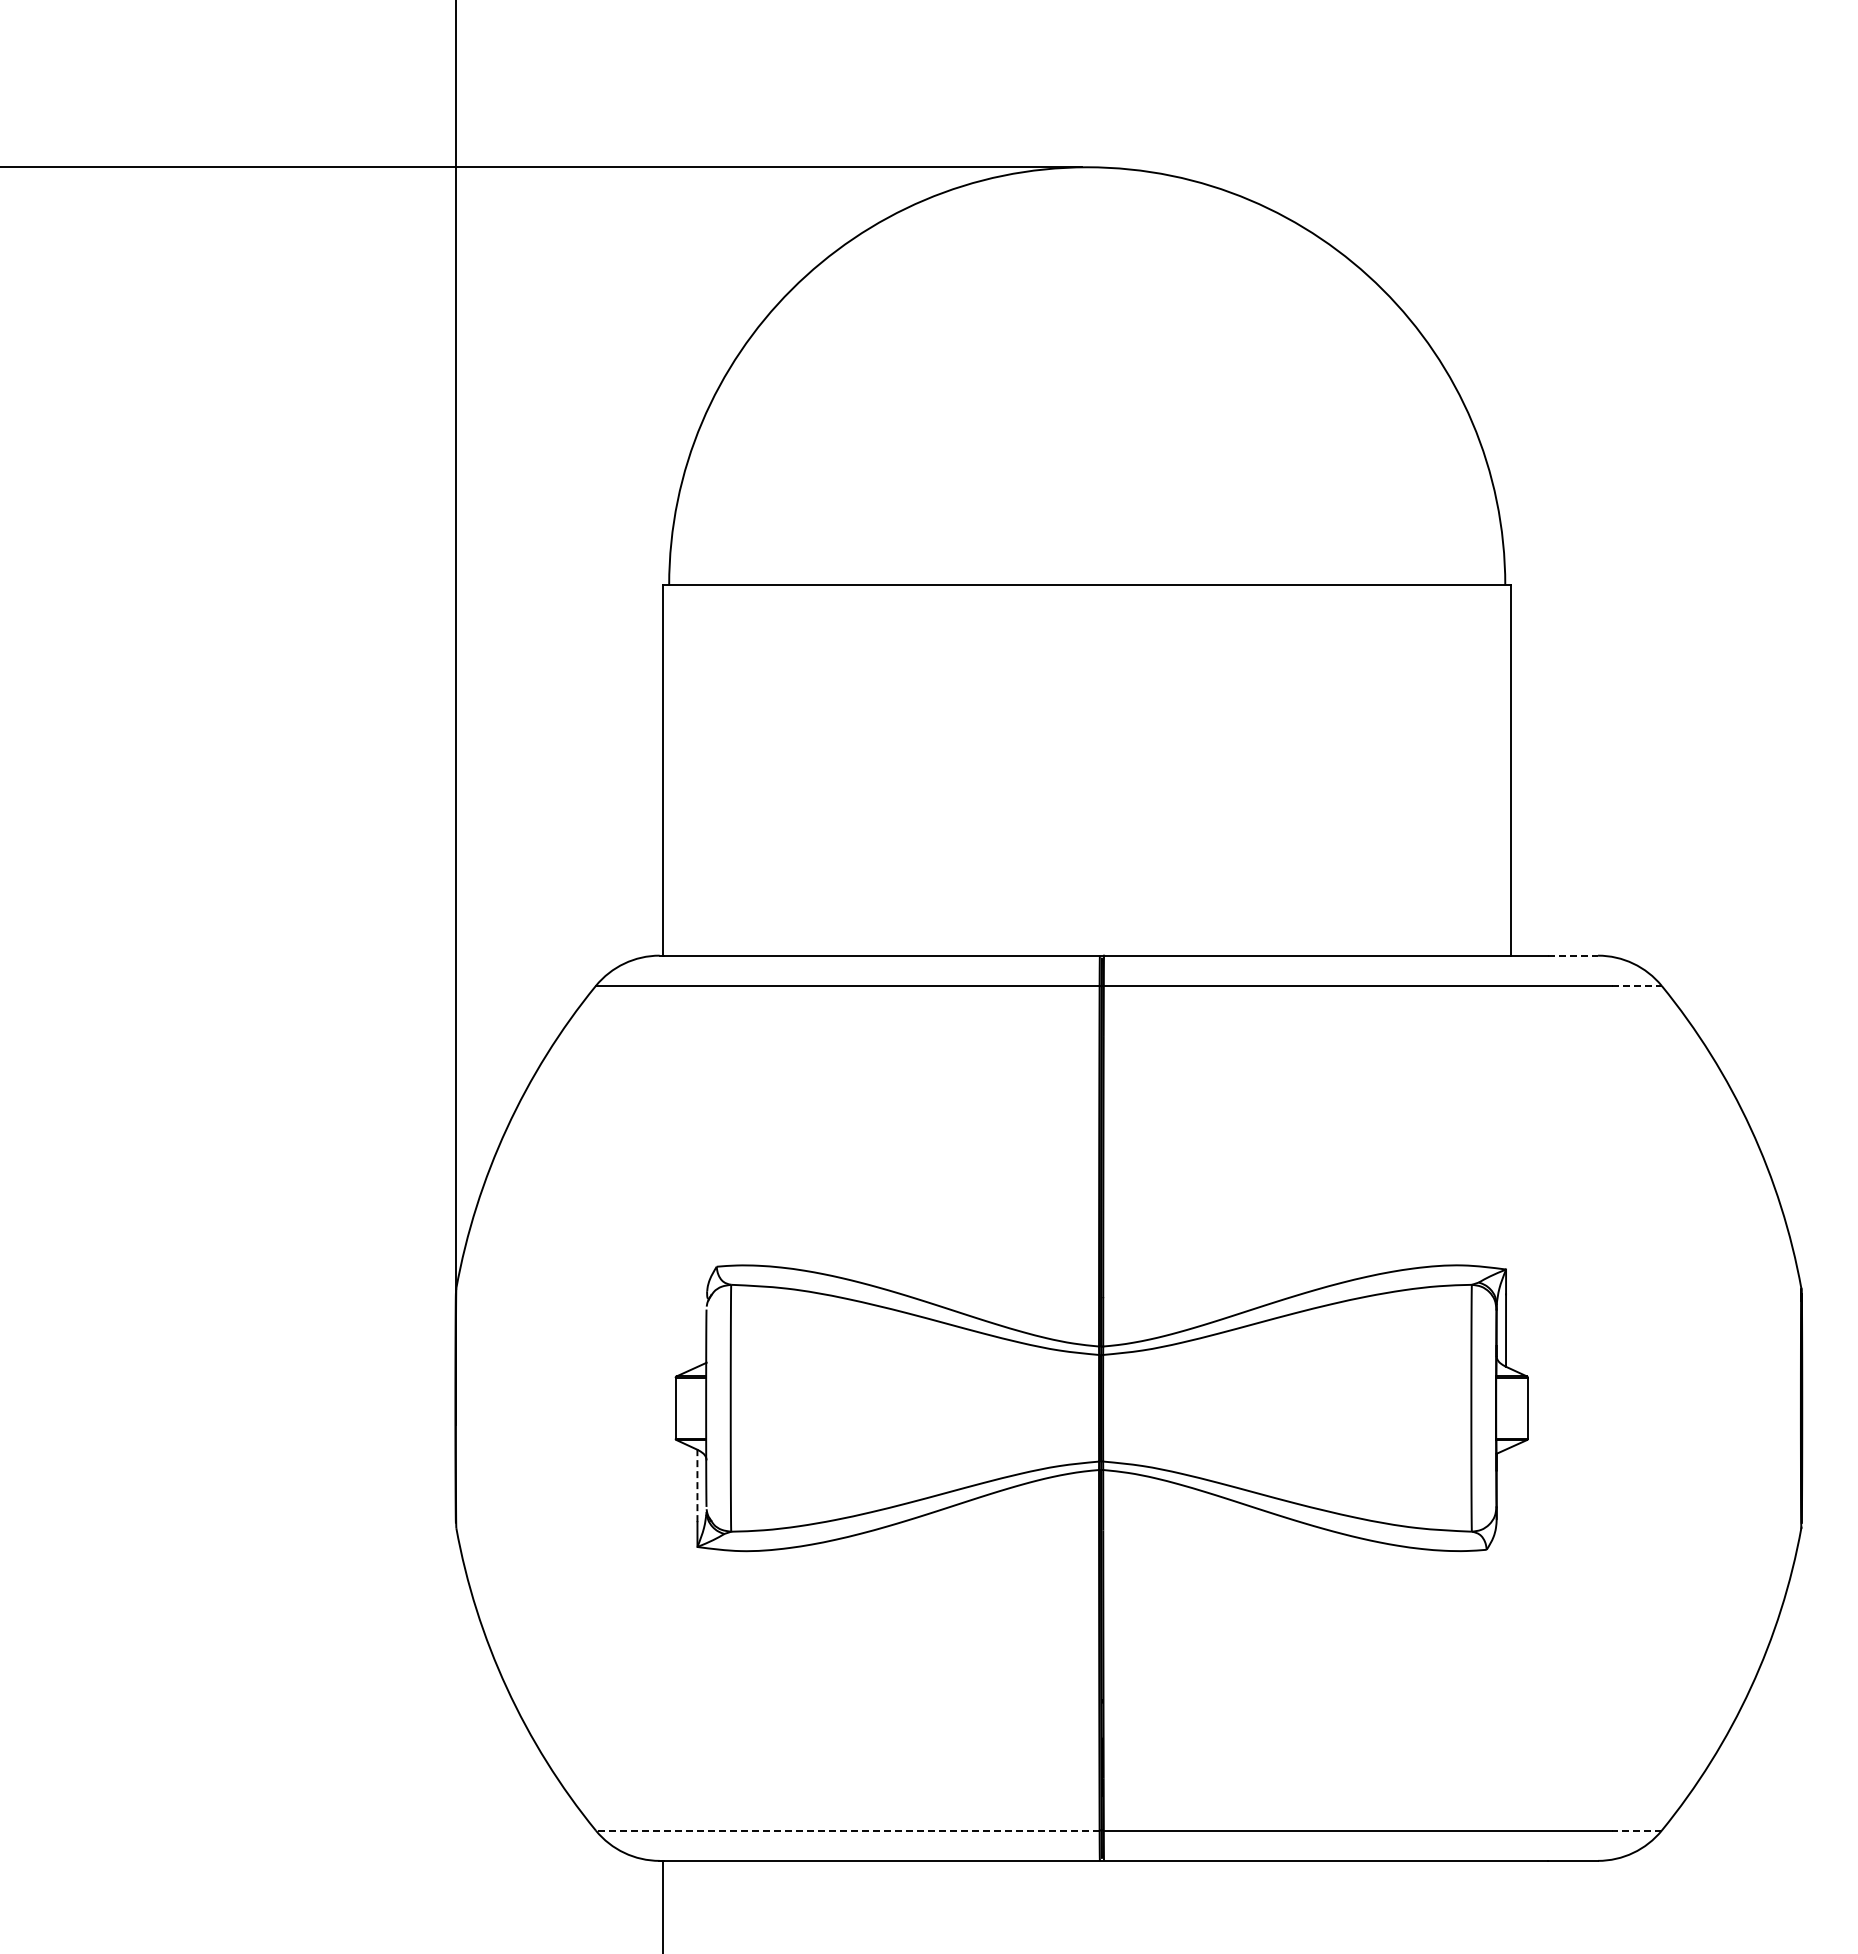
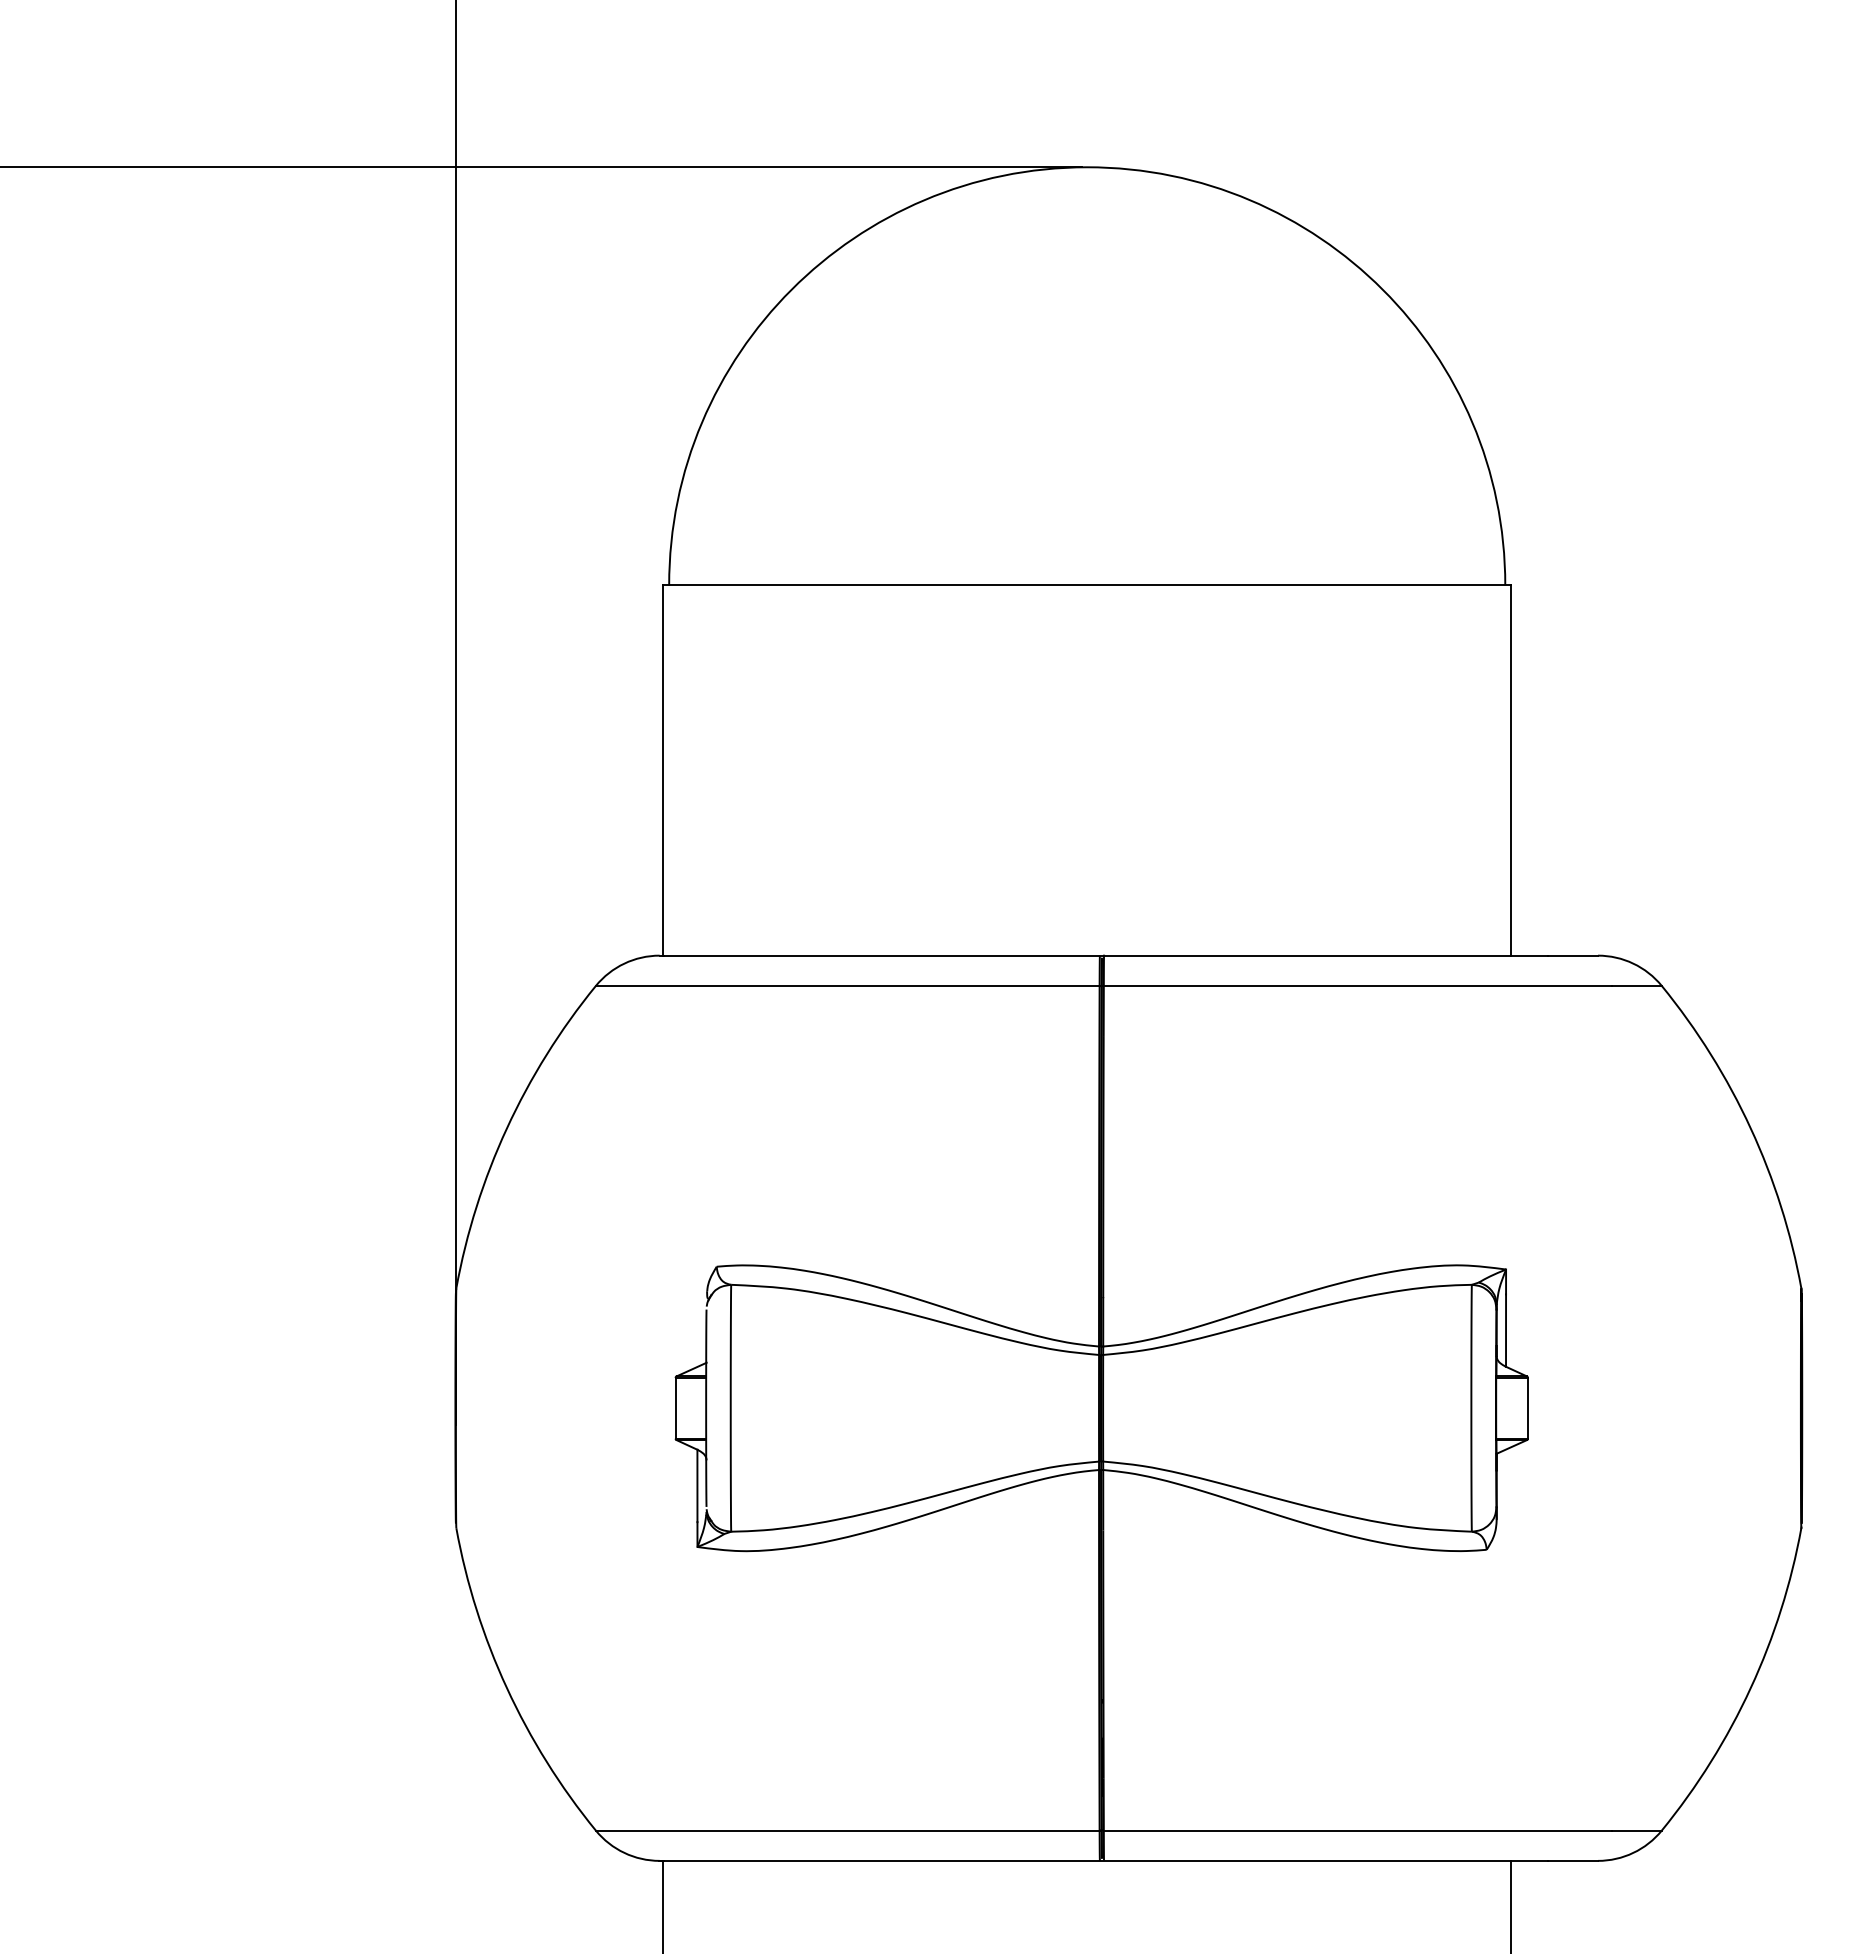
line: dashed -> solid (1573, 955)
line: dashed -> solid (1637, 985)
line: dashed -> solid (697, 1485)
line: dashed -> solid (847, 1830)
line: dashed -> solid (1636, 1830)
line: none -> present (1511, 1905)
